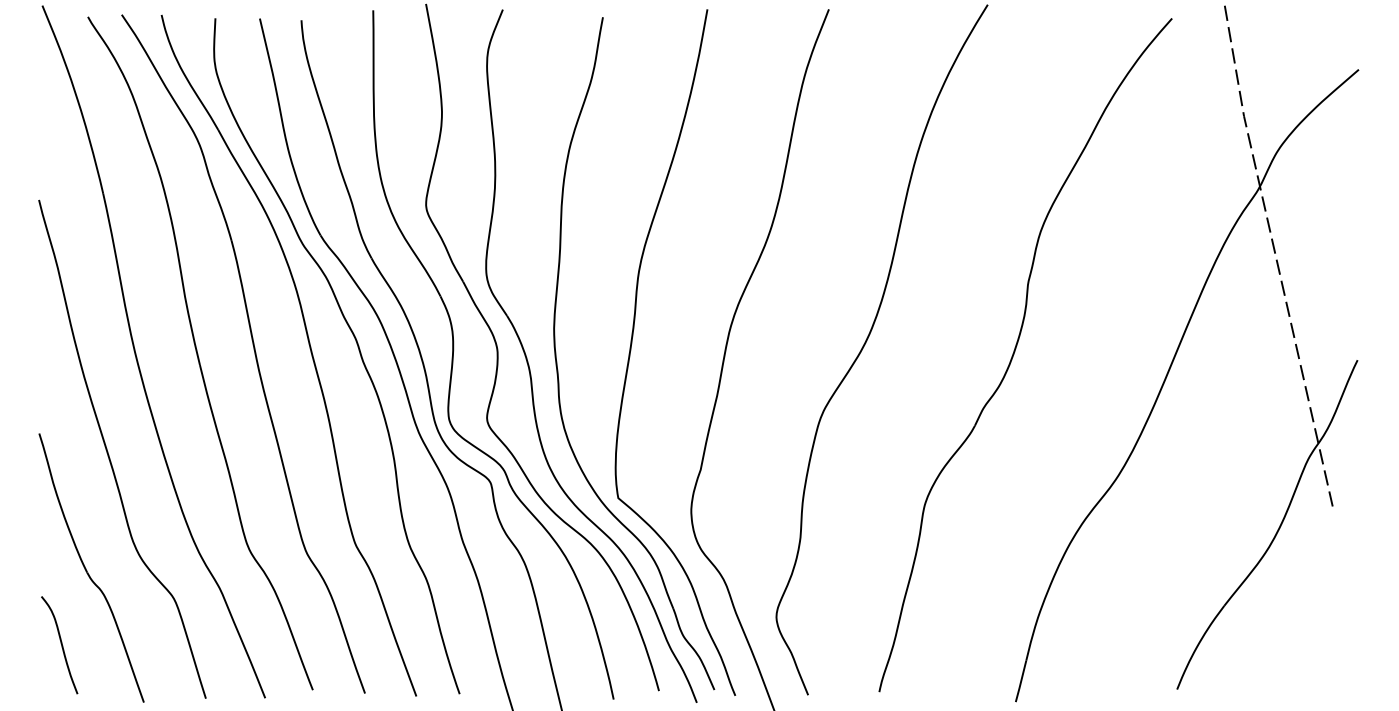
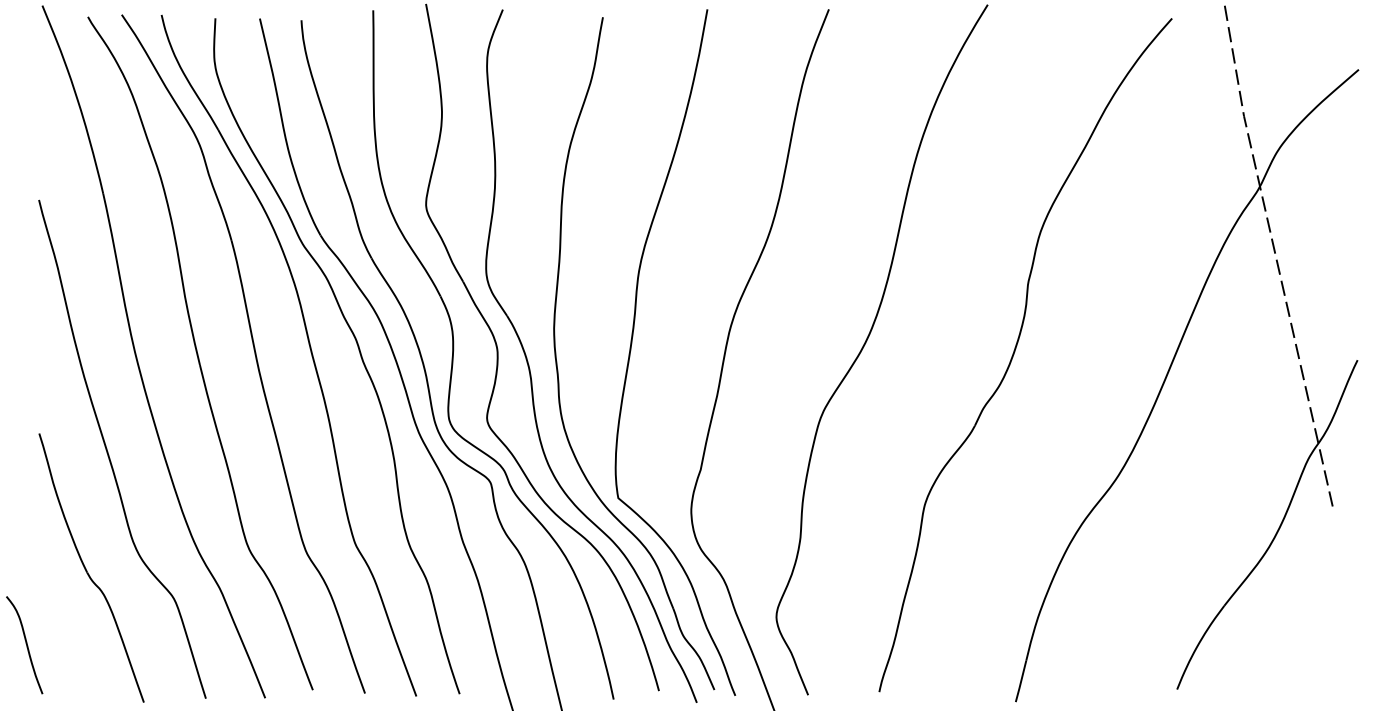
curve position: (61, 645) -> (26, 645) (26, 645)
